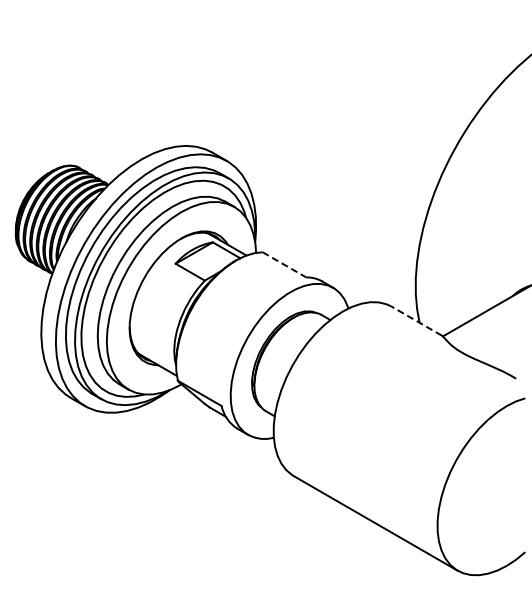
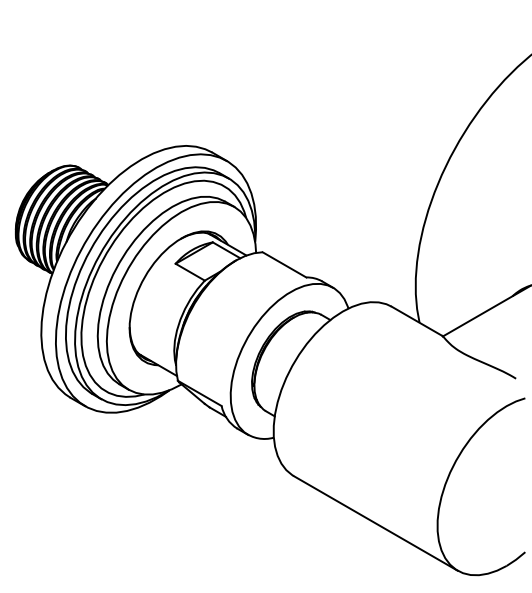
line: dashed -> solid (284, 265)
line: dashed -> solid (416, 321)
